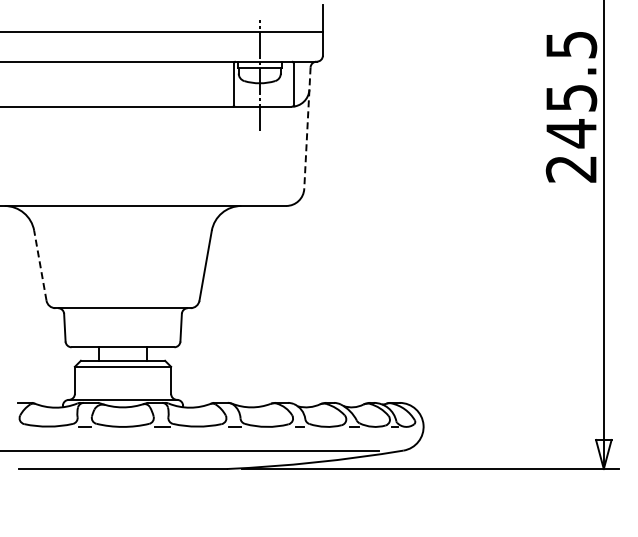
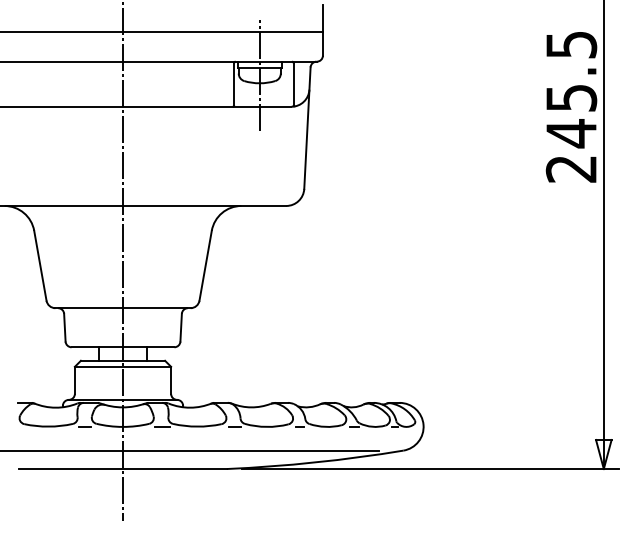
line: dashed -> solid (307, 128)
line: none -> present (123, 261)
line: dashed -> solid (40, 265)
